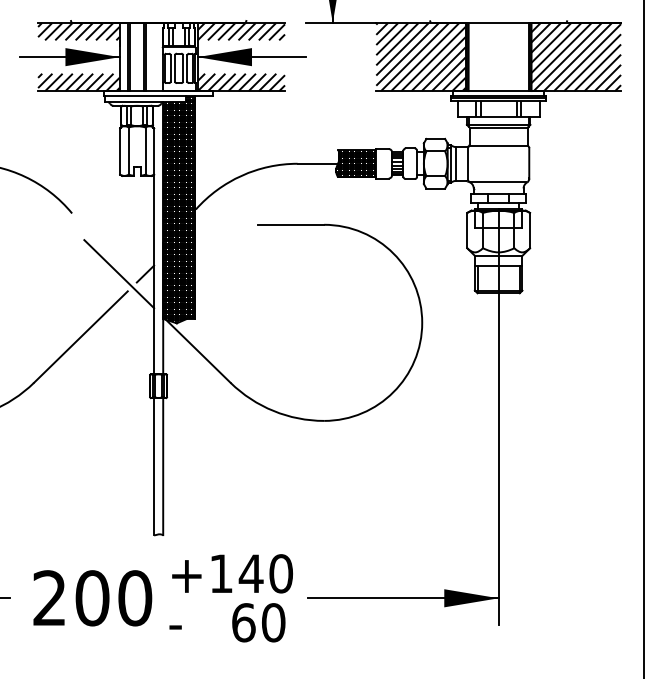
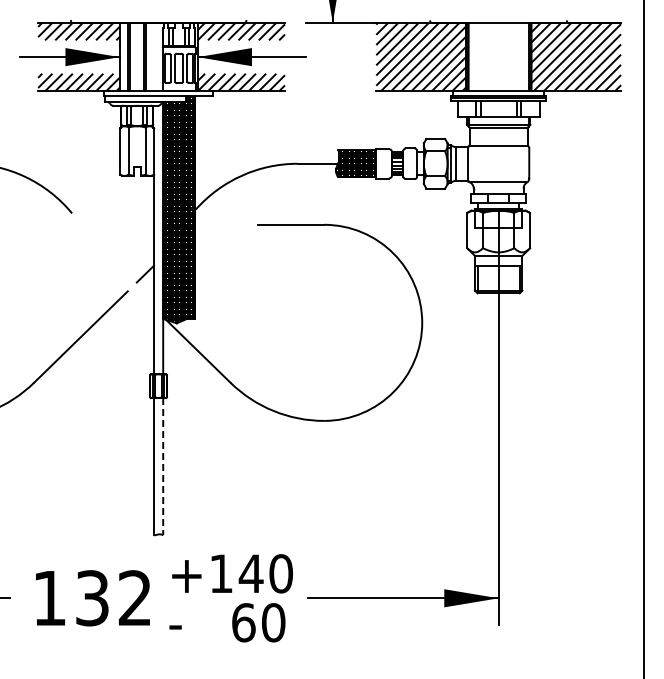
line: present -> none (119, 274)
line: solid -> dashed (163, 466)
text: 200 -> 132 (92, 598)
